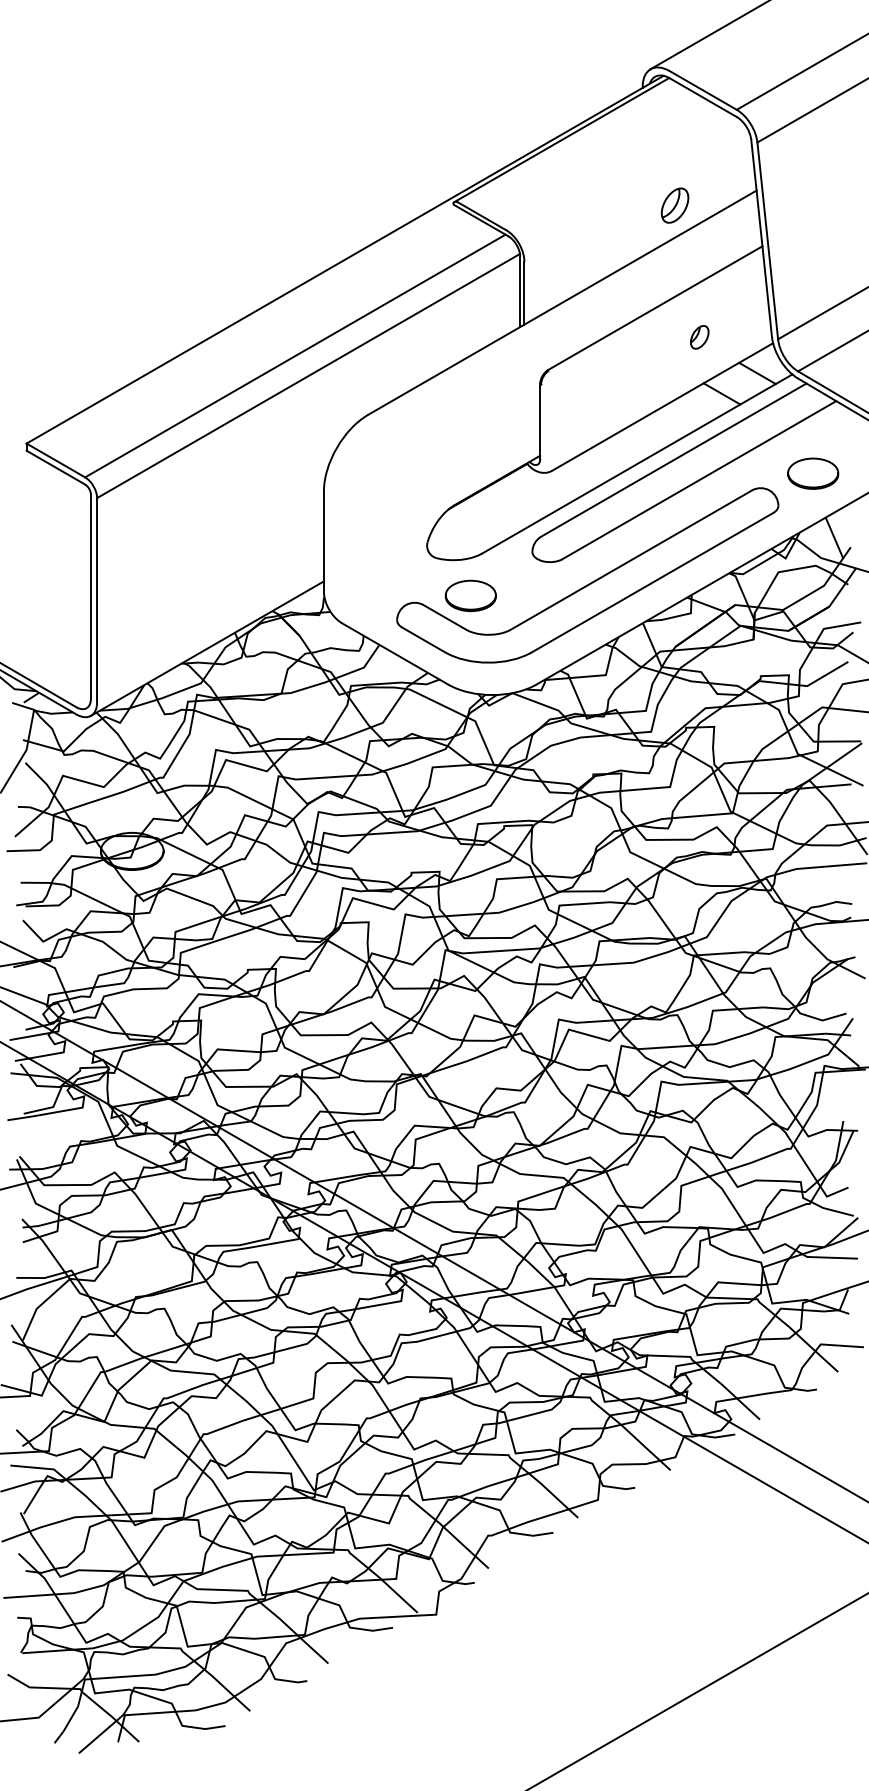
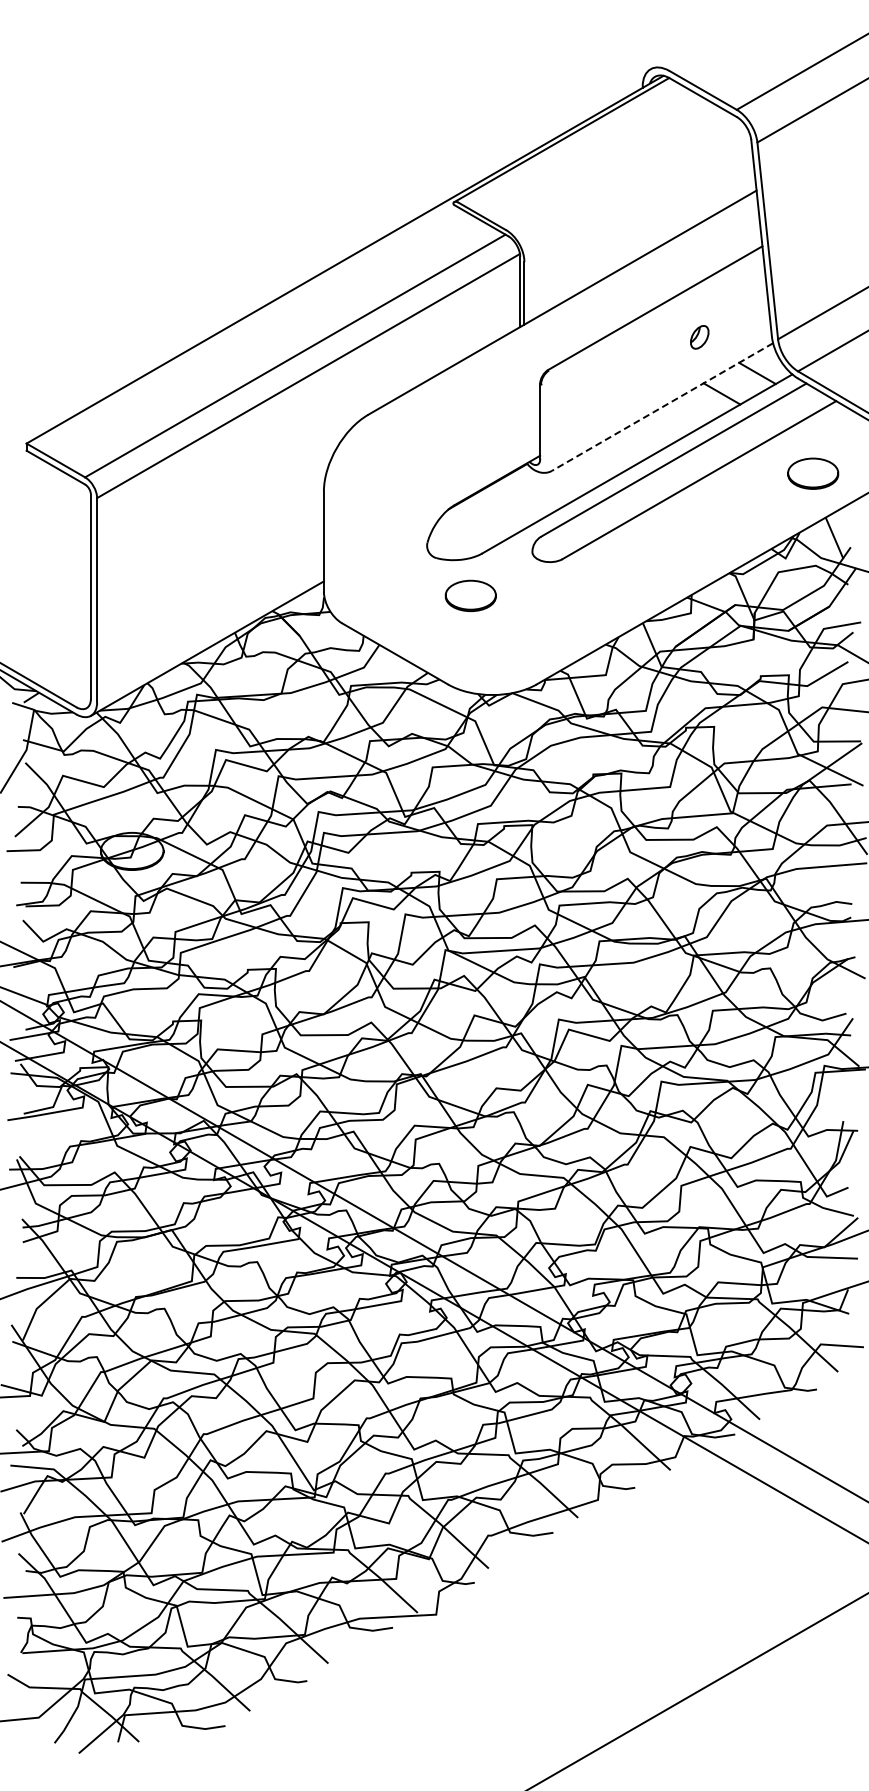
line: present -> none (708, 35)
part: present -> none (674, 205)
line: solid -> dashed (662, 407)
part: present -> none (590, 582)
